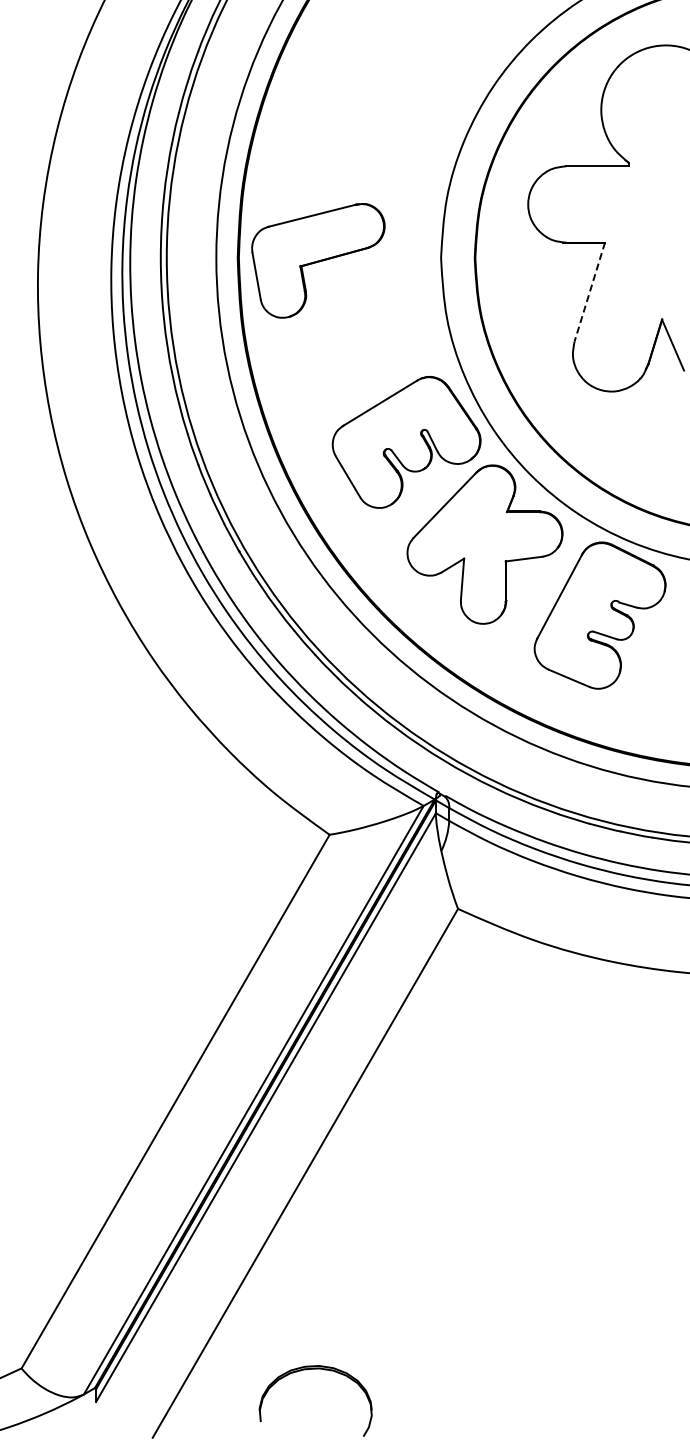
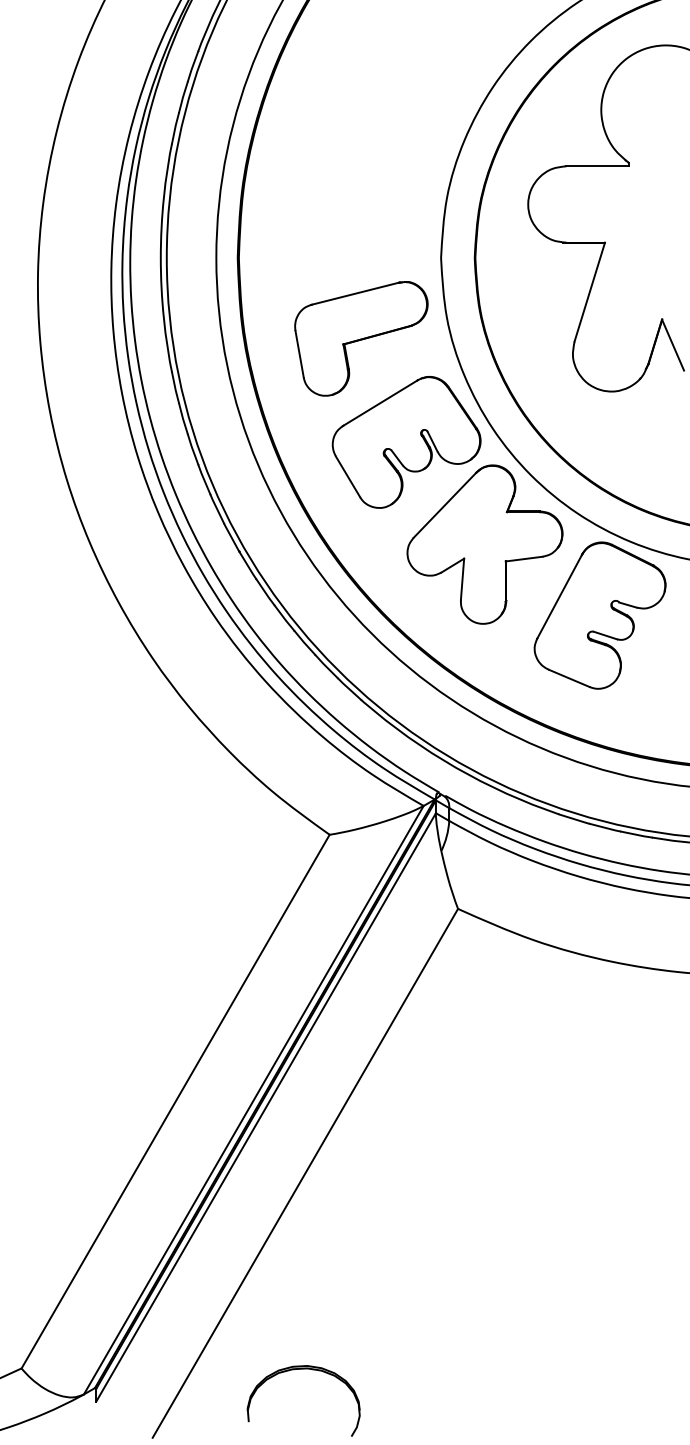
part position: (318, 260) -> (361, 338) (361, 338)
line: dashed -> solid (589, 292)
part position: (315, 1369) -> (303, 1369) (303, 1369)
